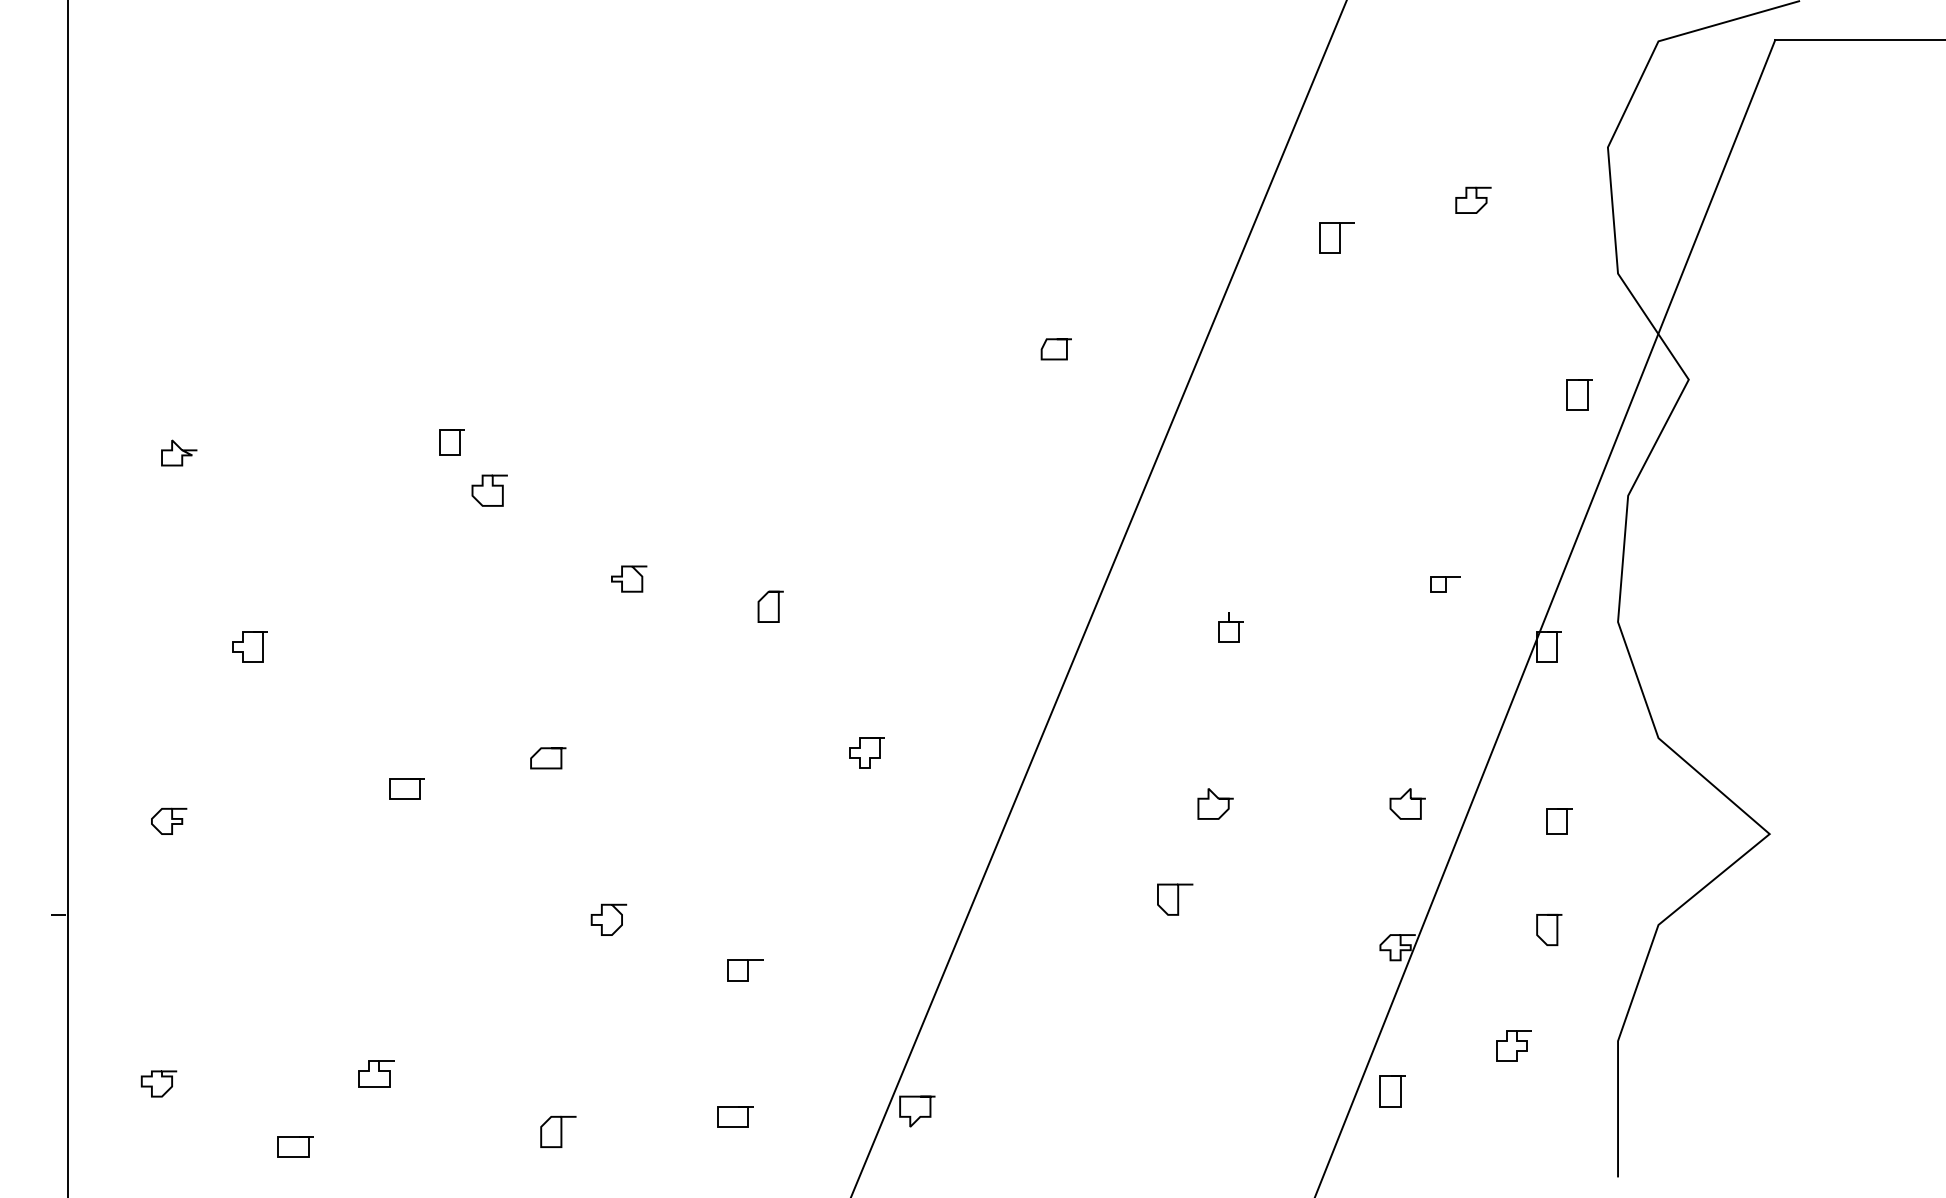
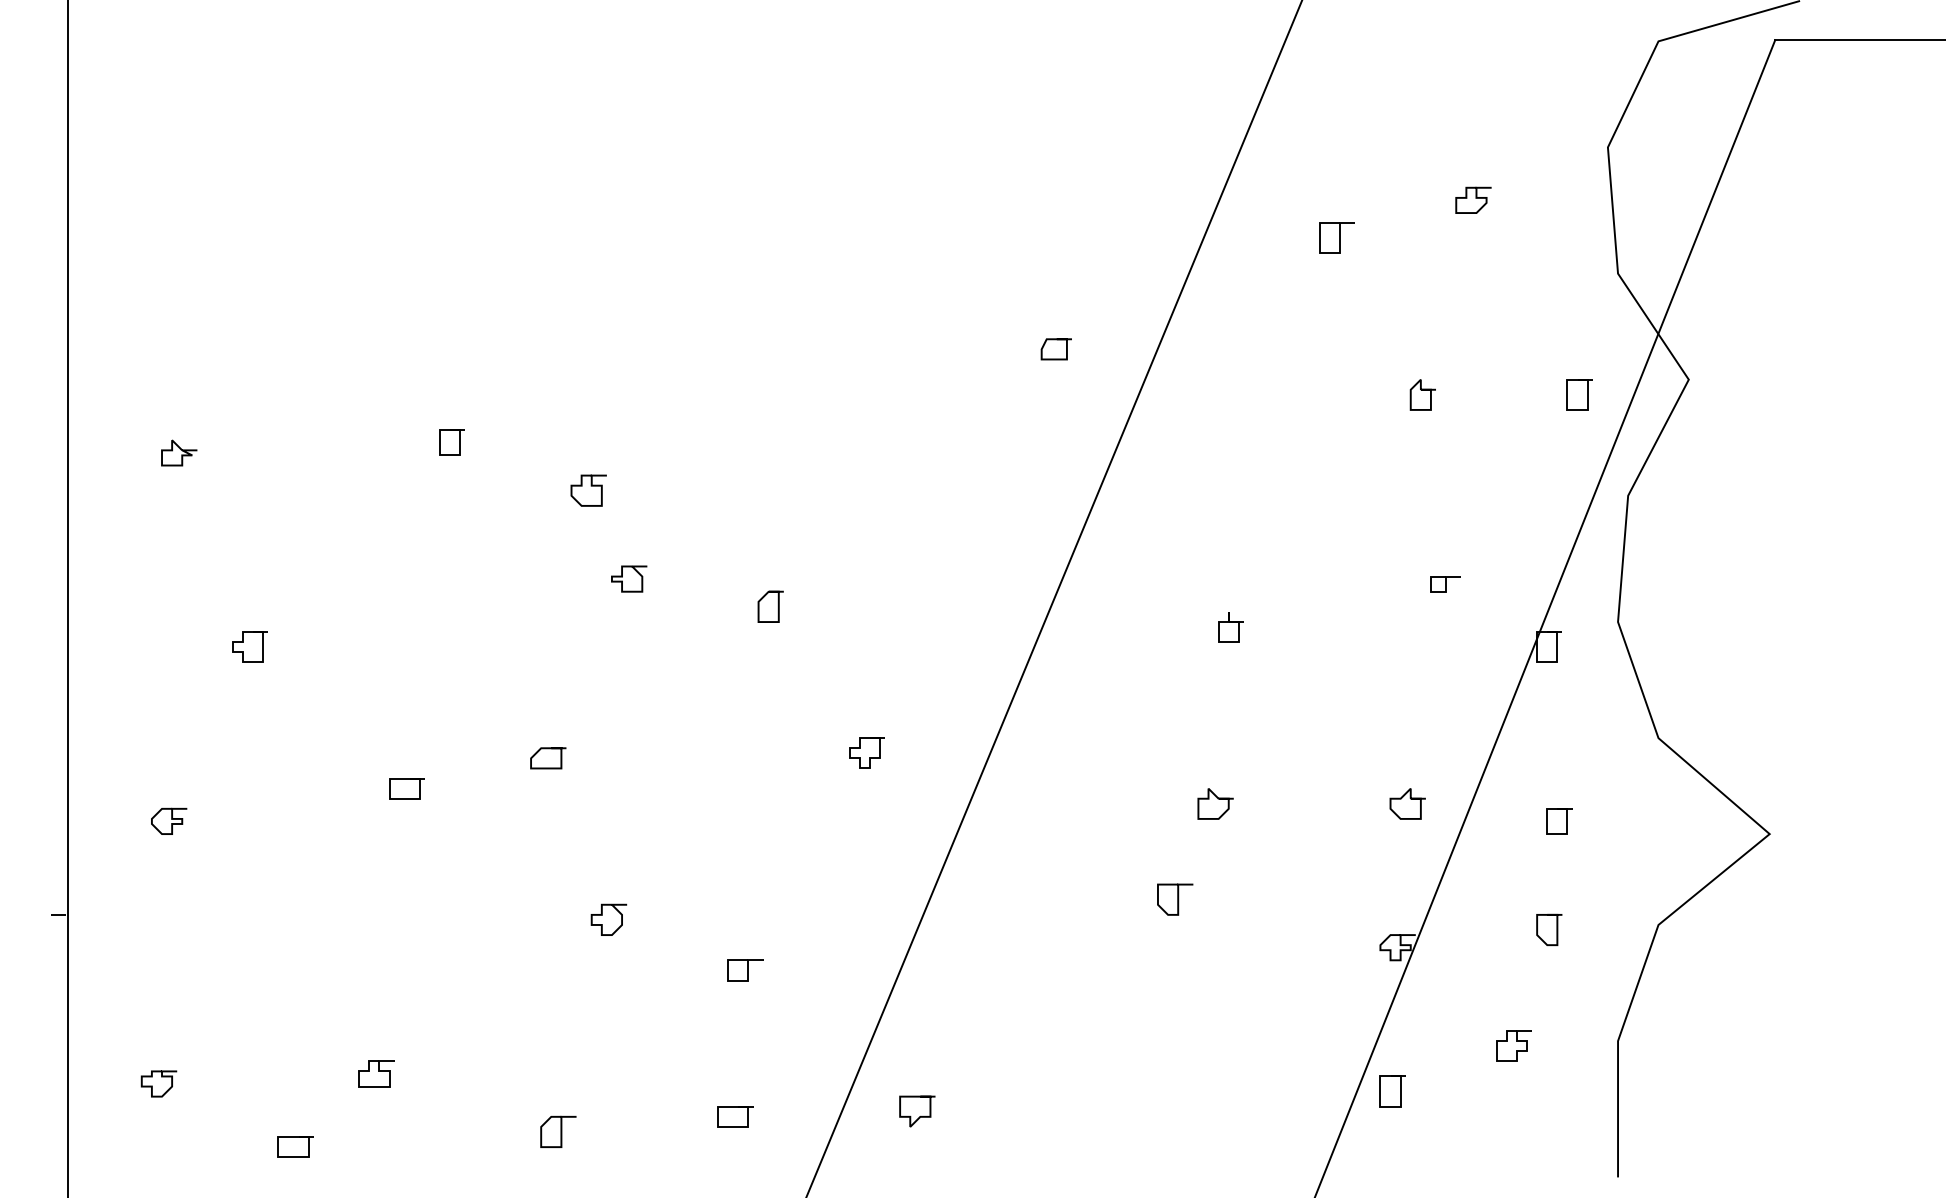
curve: none -> present (1422, 390)
curve position: (491, 486) -> (590, 486) (590, 486)
line position: (1098, 598) -> (1054, 598) (1054, 598)
